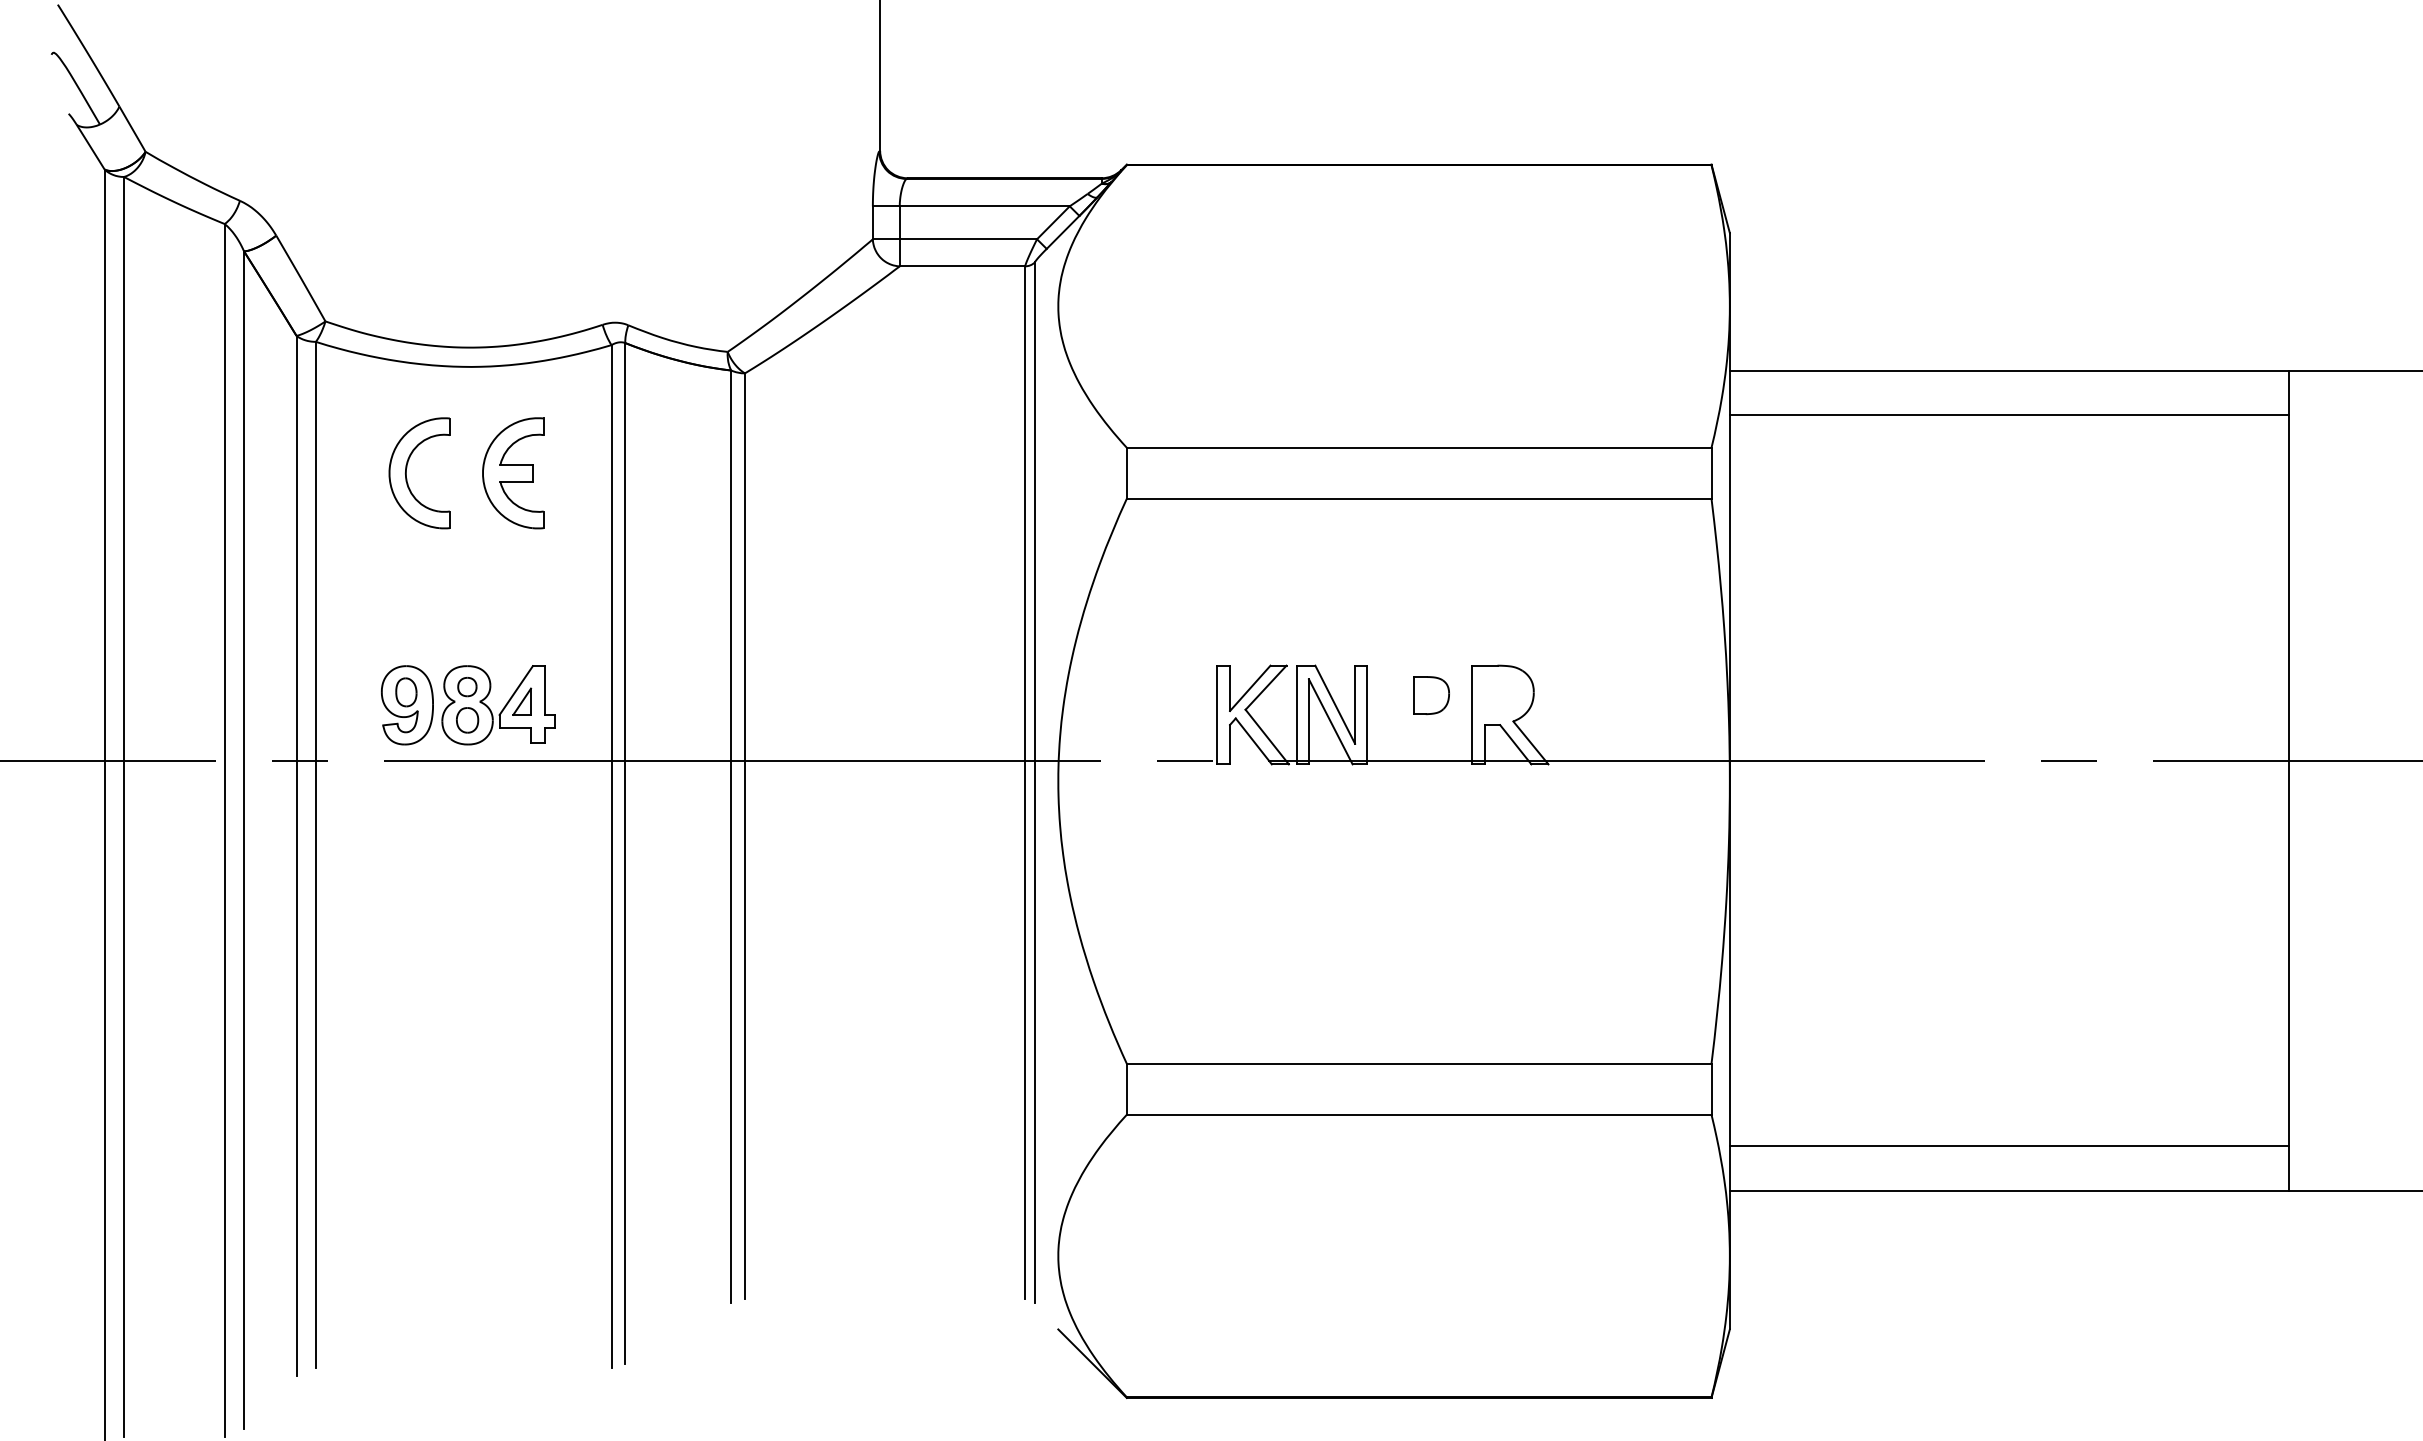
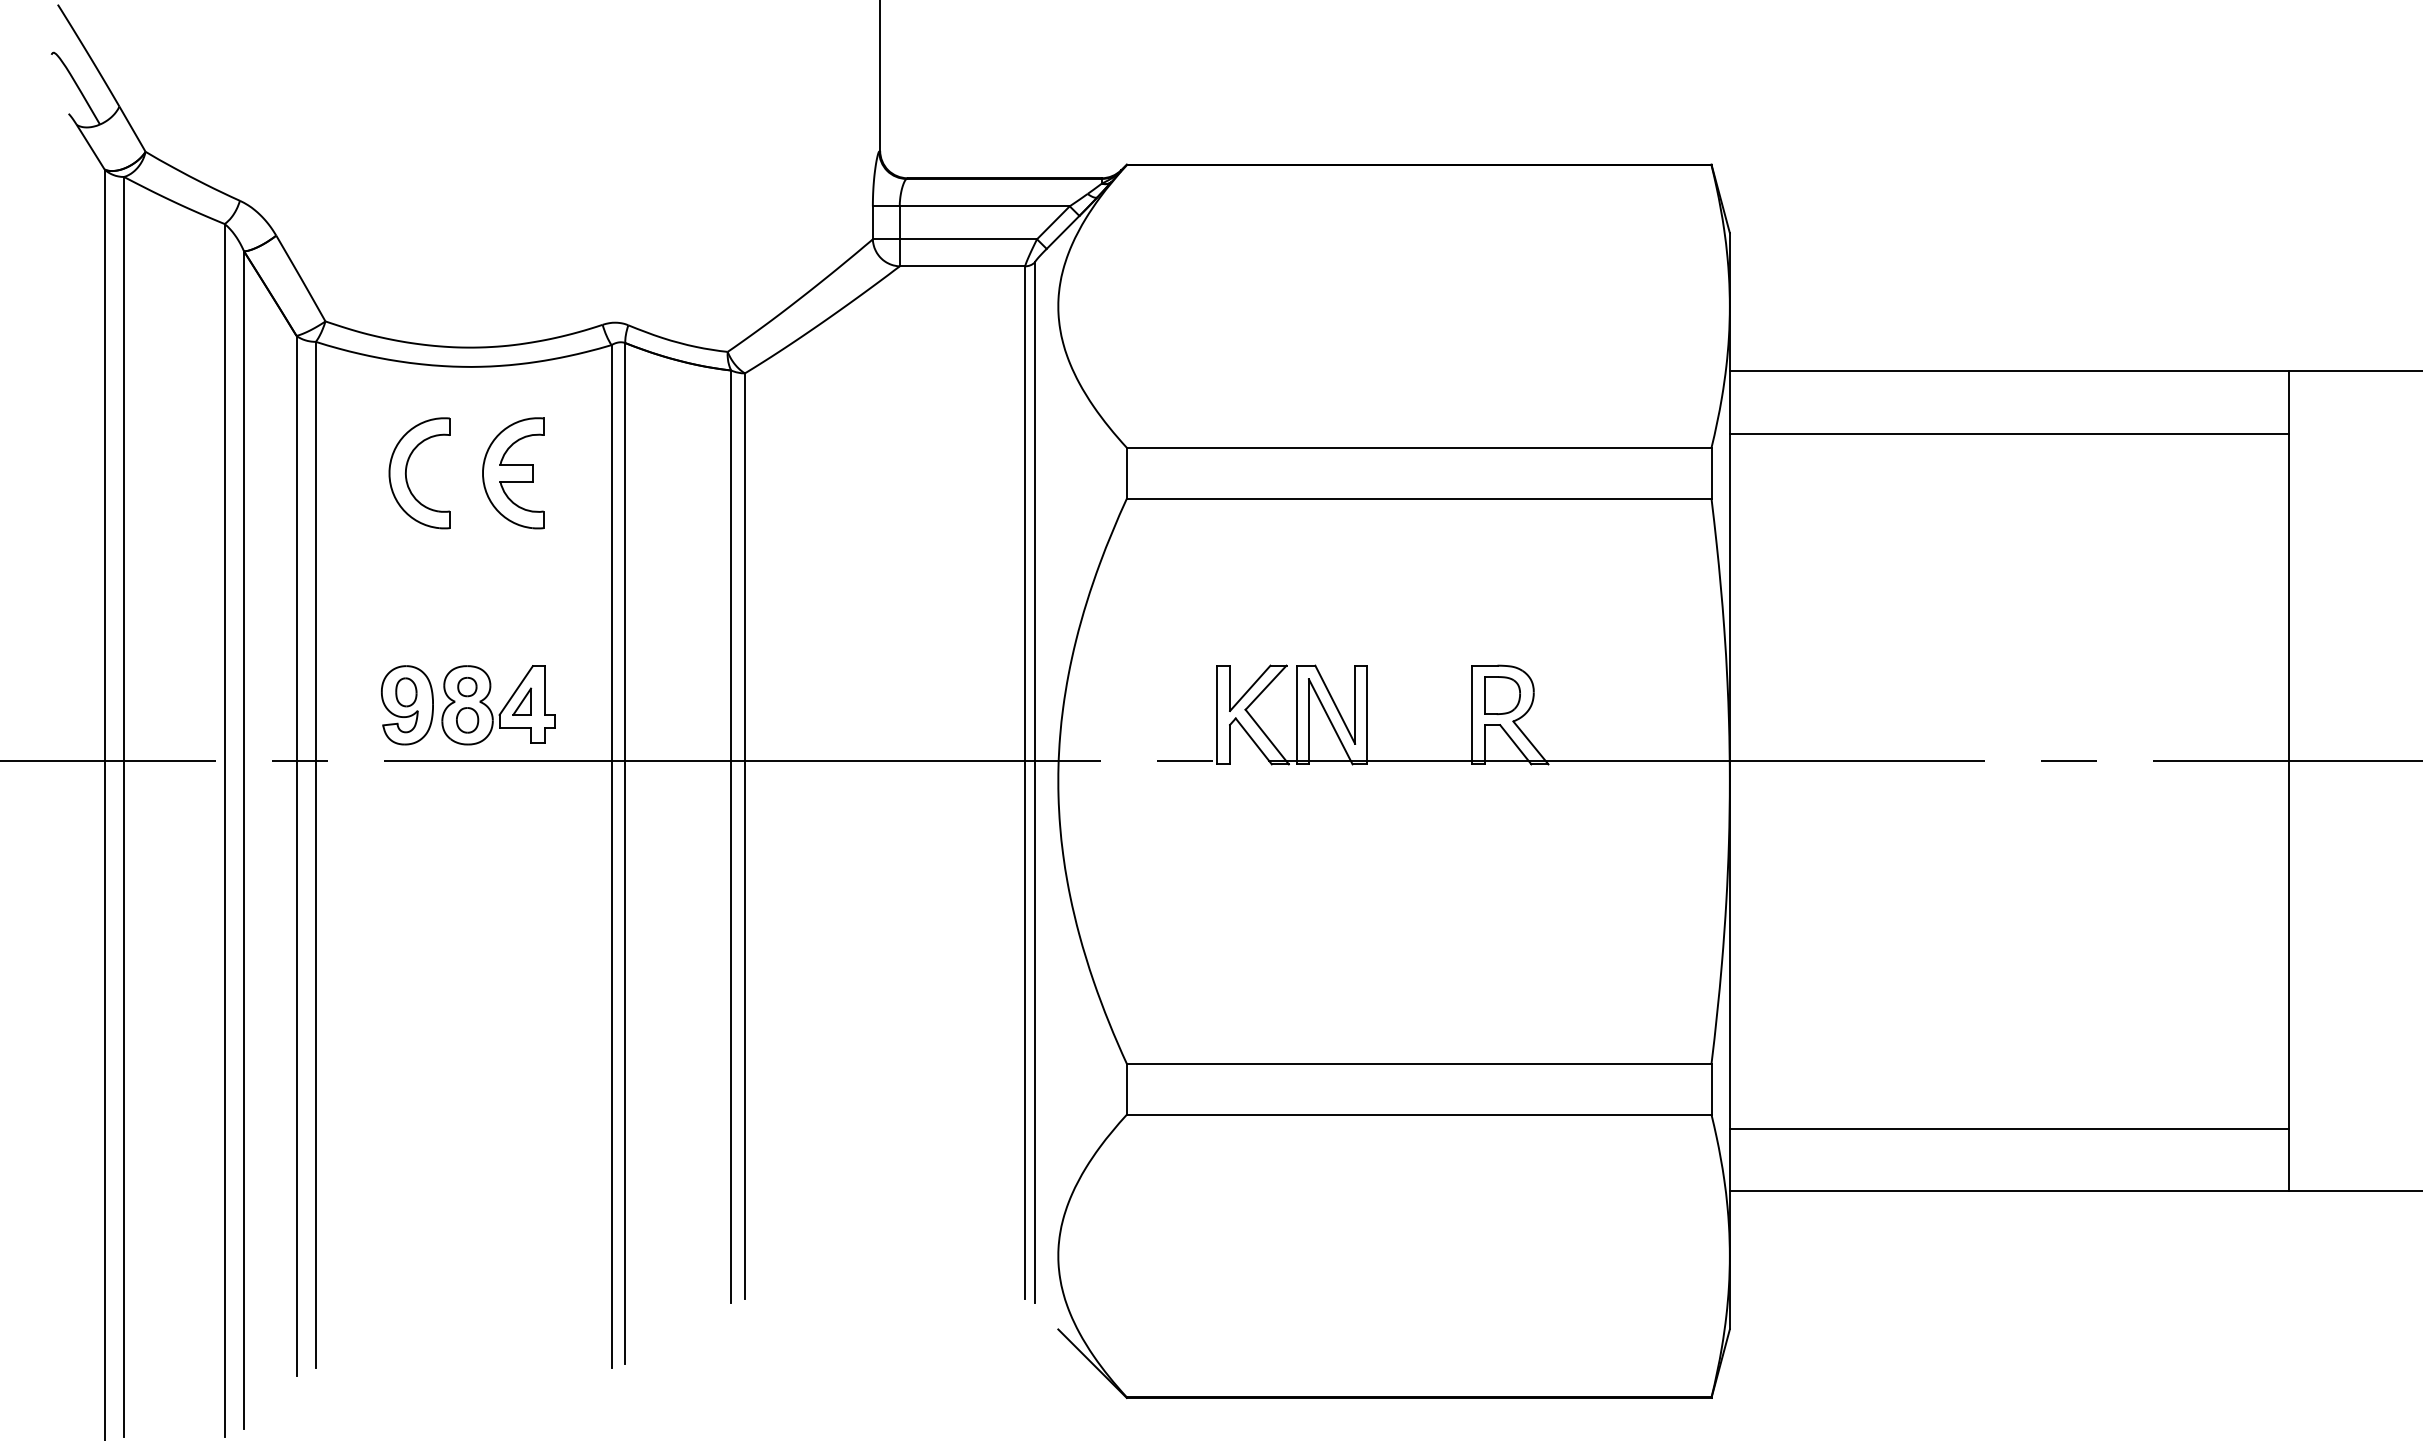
line position: (2009, 414) -> (2009, 433) (2009, 433)
part position: (1431, 695) -> (1502, 695) (1502, 695)
line position: (2009, 1145) -> (2009, 1128) (2009, 1128)
